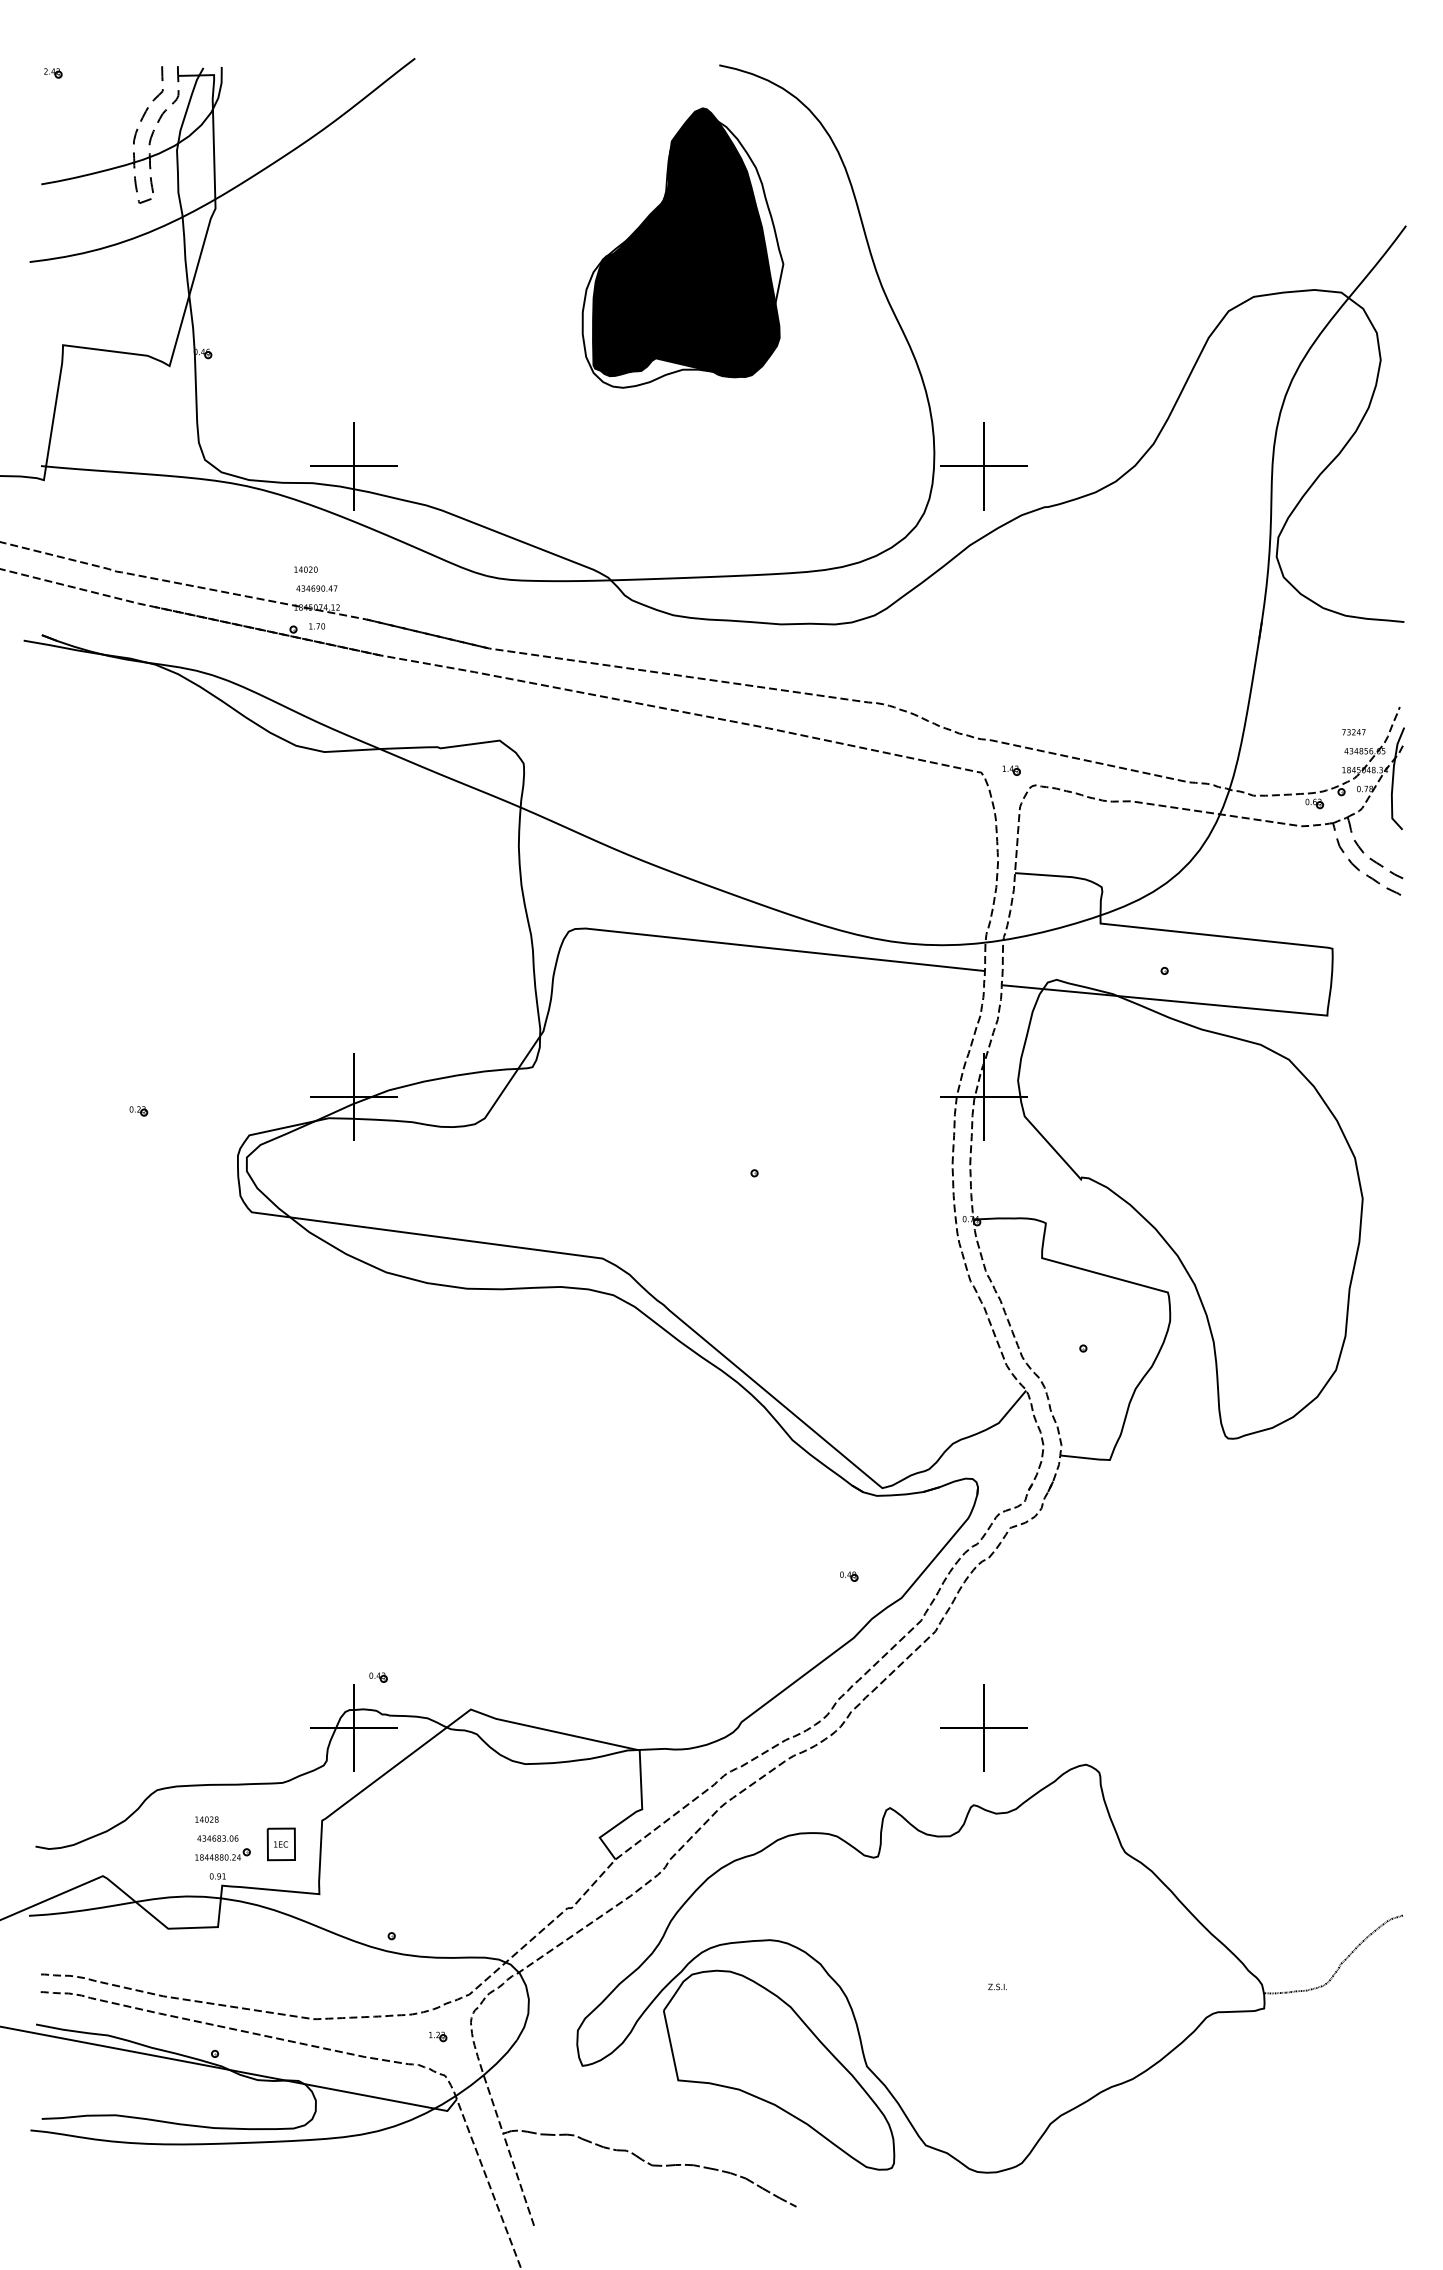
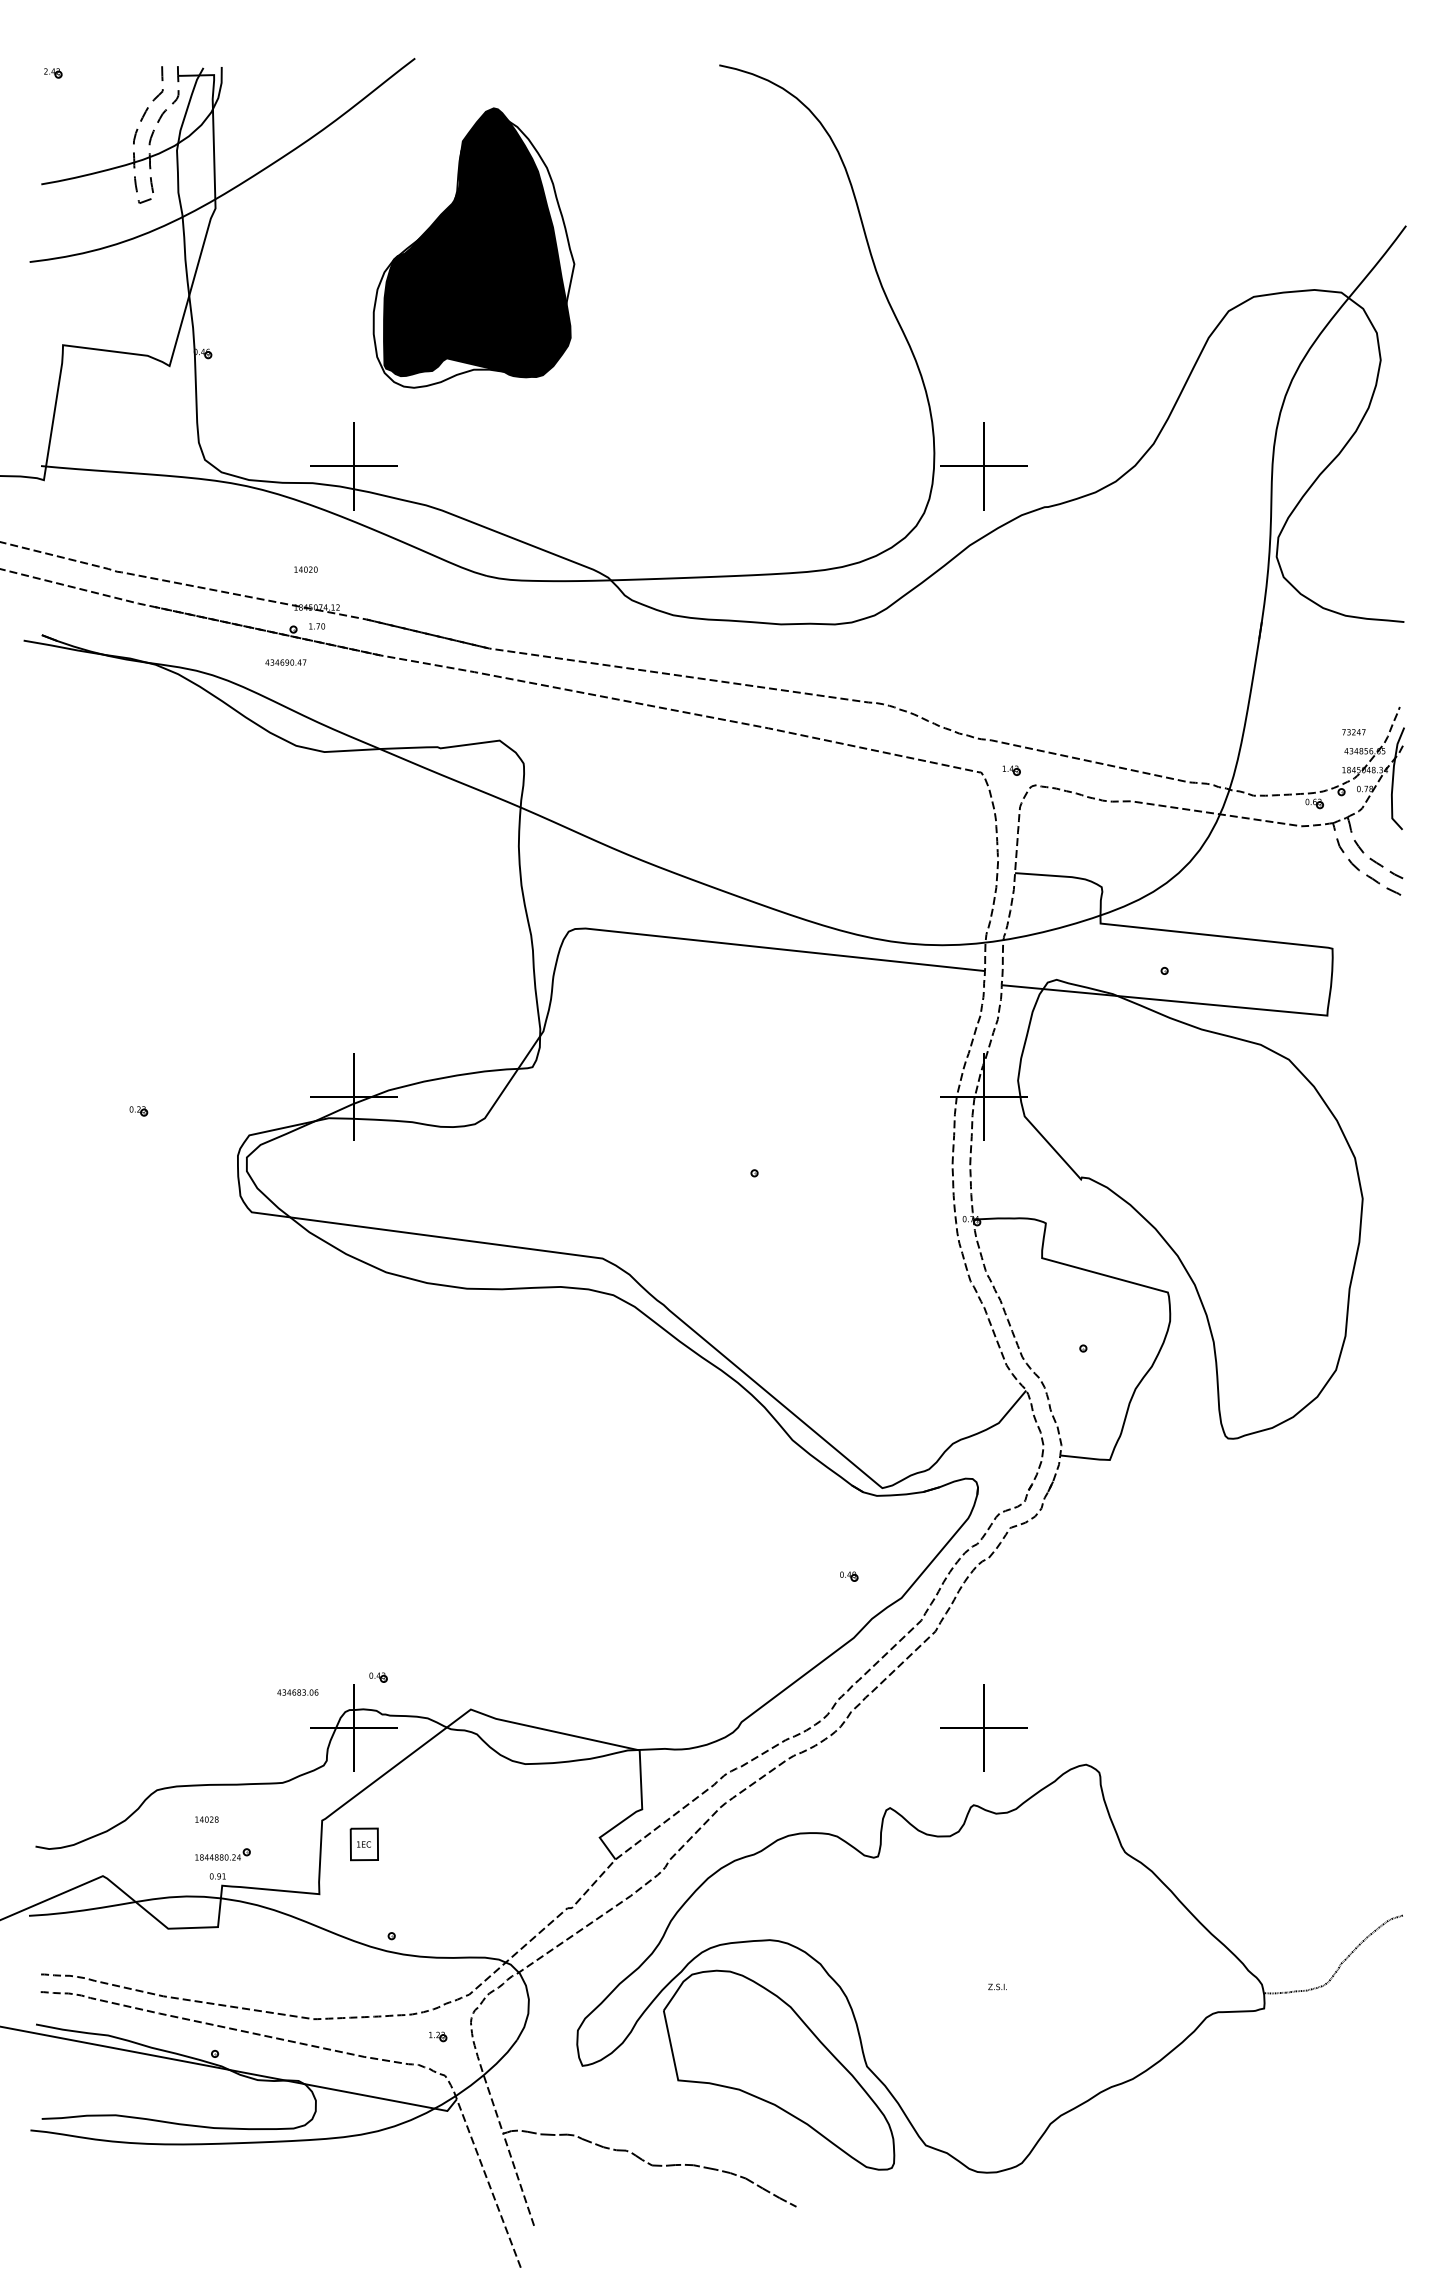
part position: (682, 247) -> (473, 247) (473, 247)
text position: (316, 588) -> (285, 662) (285, 662)
text position: (217, 1838) -> (297, 1692) (297, 1692)
part position: (280, 1844) -> (363, 1844) (363, 1844)
